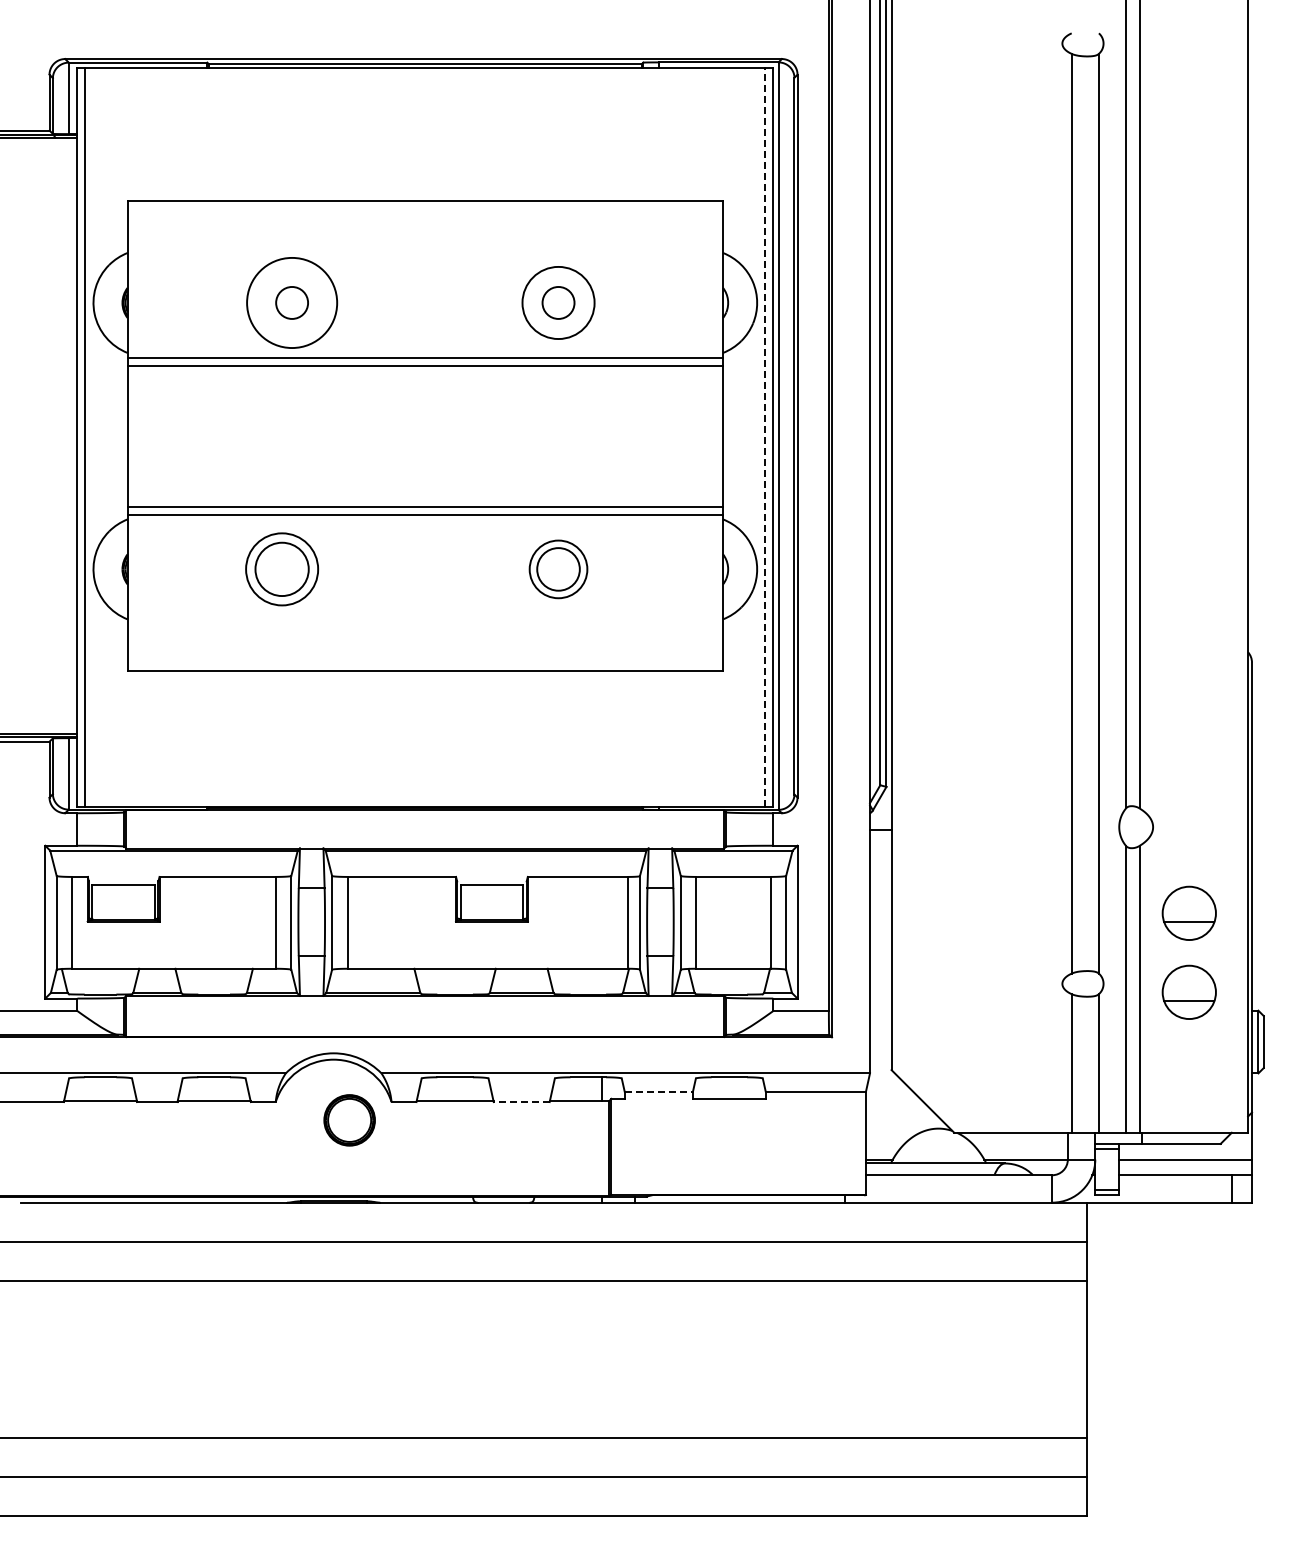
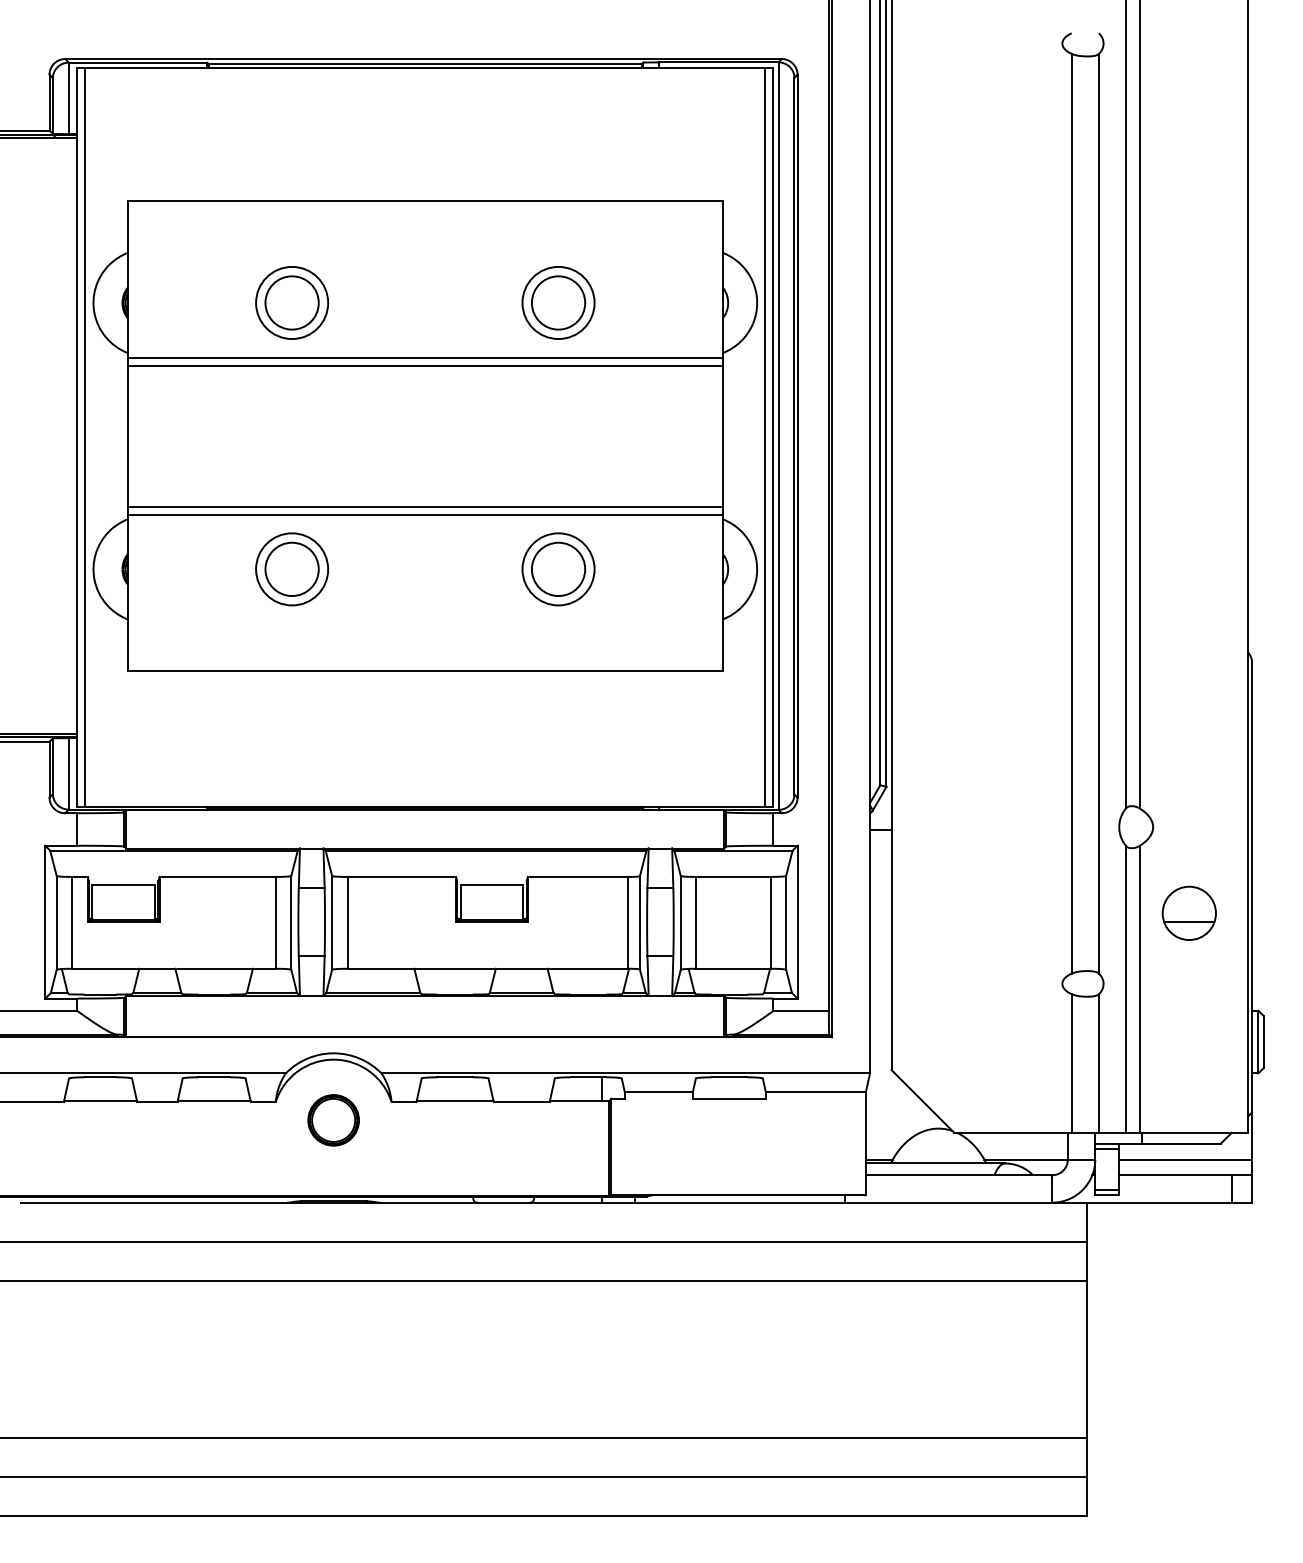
circle diameter: 32 px -> 53 px (291, 302)
circle diameter: 90 px -> 72 px (292, 302)
circle diameter: 32 px -> 53 px (558, 302)
line: dashed -> solid (765, 436)
part position: (282, 569) -> (292, 569) (292, 569)
part size: 61x61 px -> 75x75 px (558, 569)
part: present -> none (1188, 991)
line: dashed -> solid (659, 1091)
line: dashed -> solid (521, 1102)
part position: (349, 1120) -> (333, 1120) (333, 1120)
